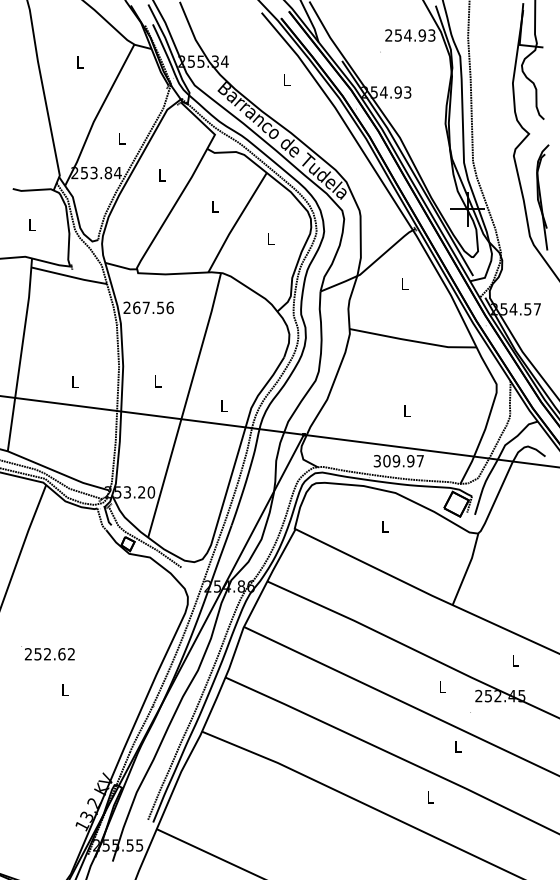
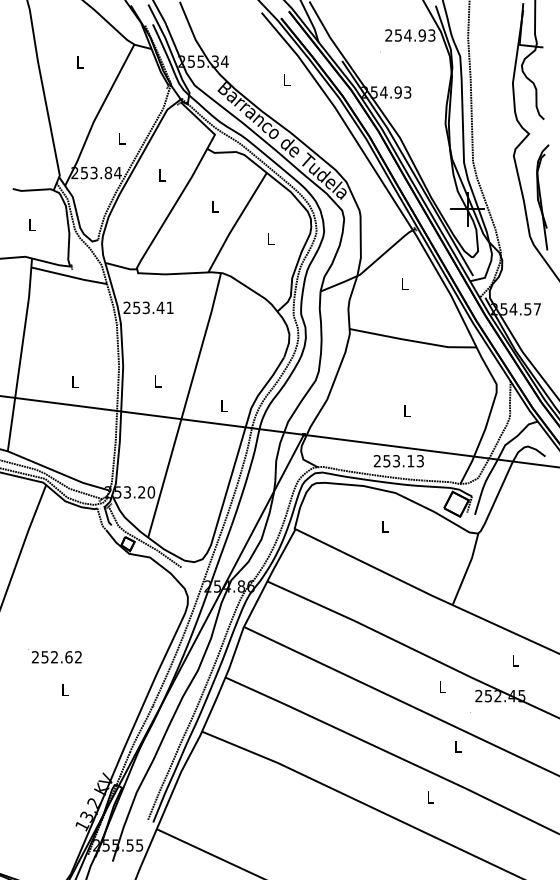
text: 267.56 -> 253.41 (153, 307)
text: 309.97 -> 253.13 (398, 461)
text position: (47, 653) -> (54, 656) (54, 656)
